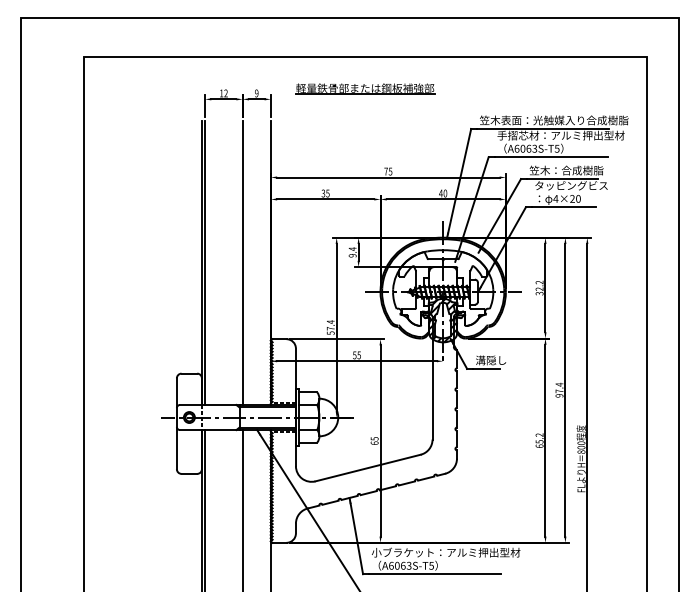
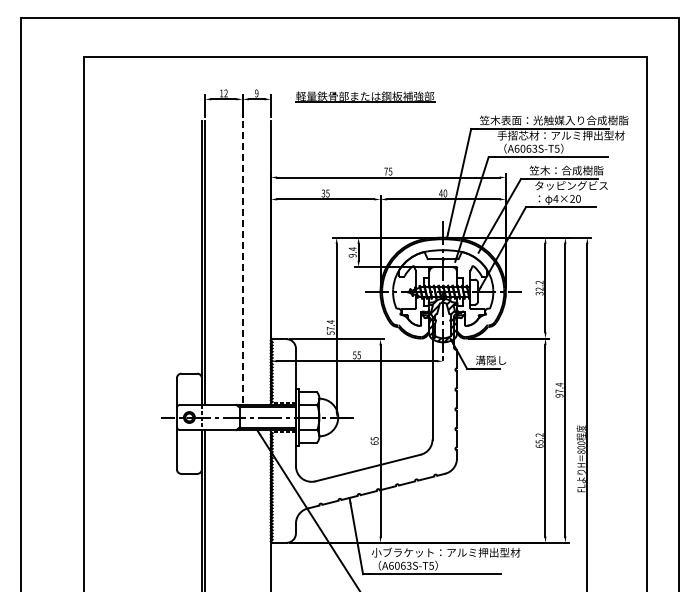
part position: (365, 88) -> (365, 96) (365, 96)
line: solid -> dashed (242, 263)
line: present -> none (242, 509)
